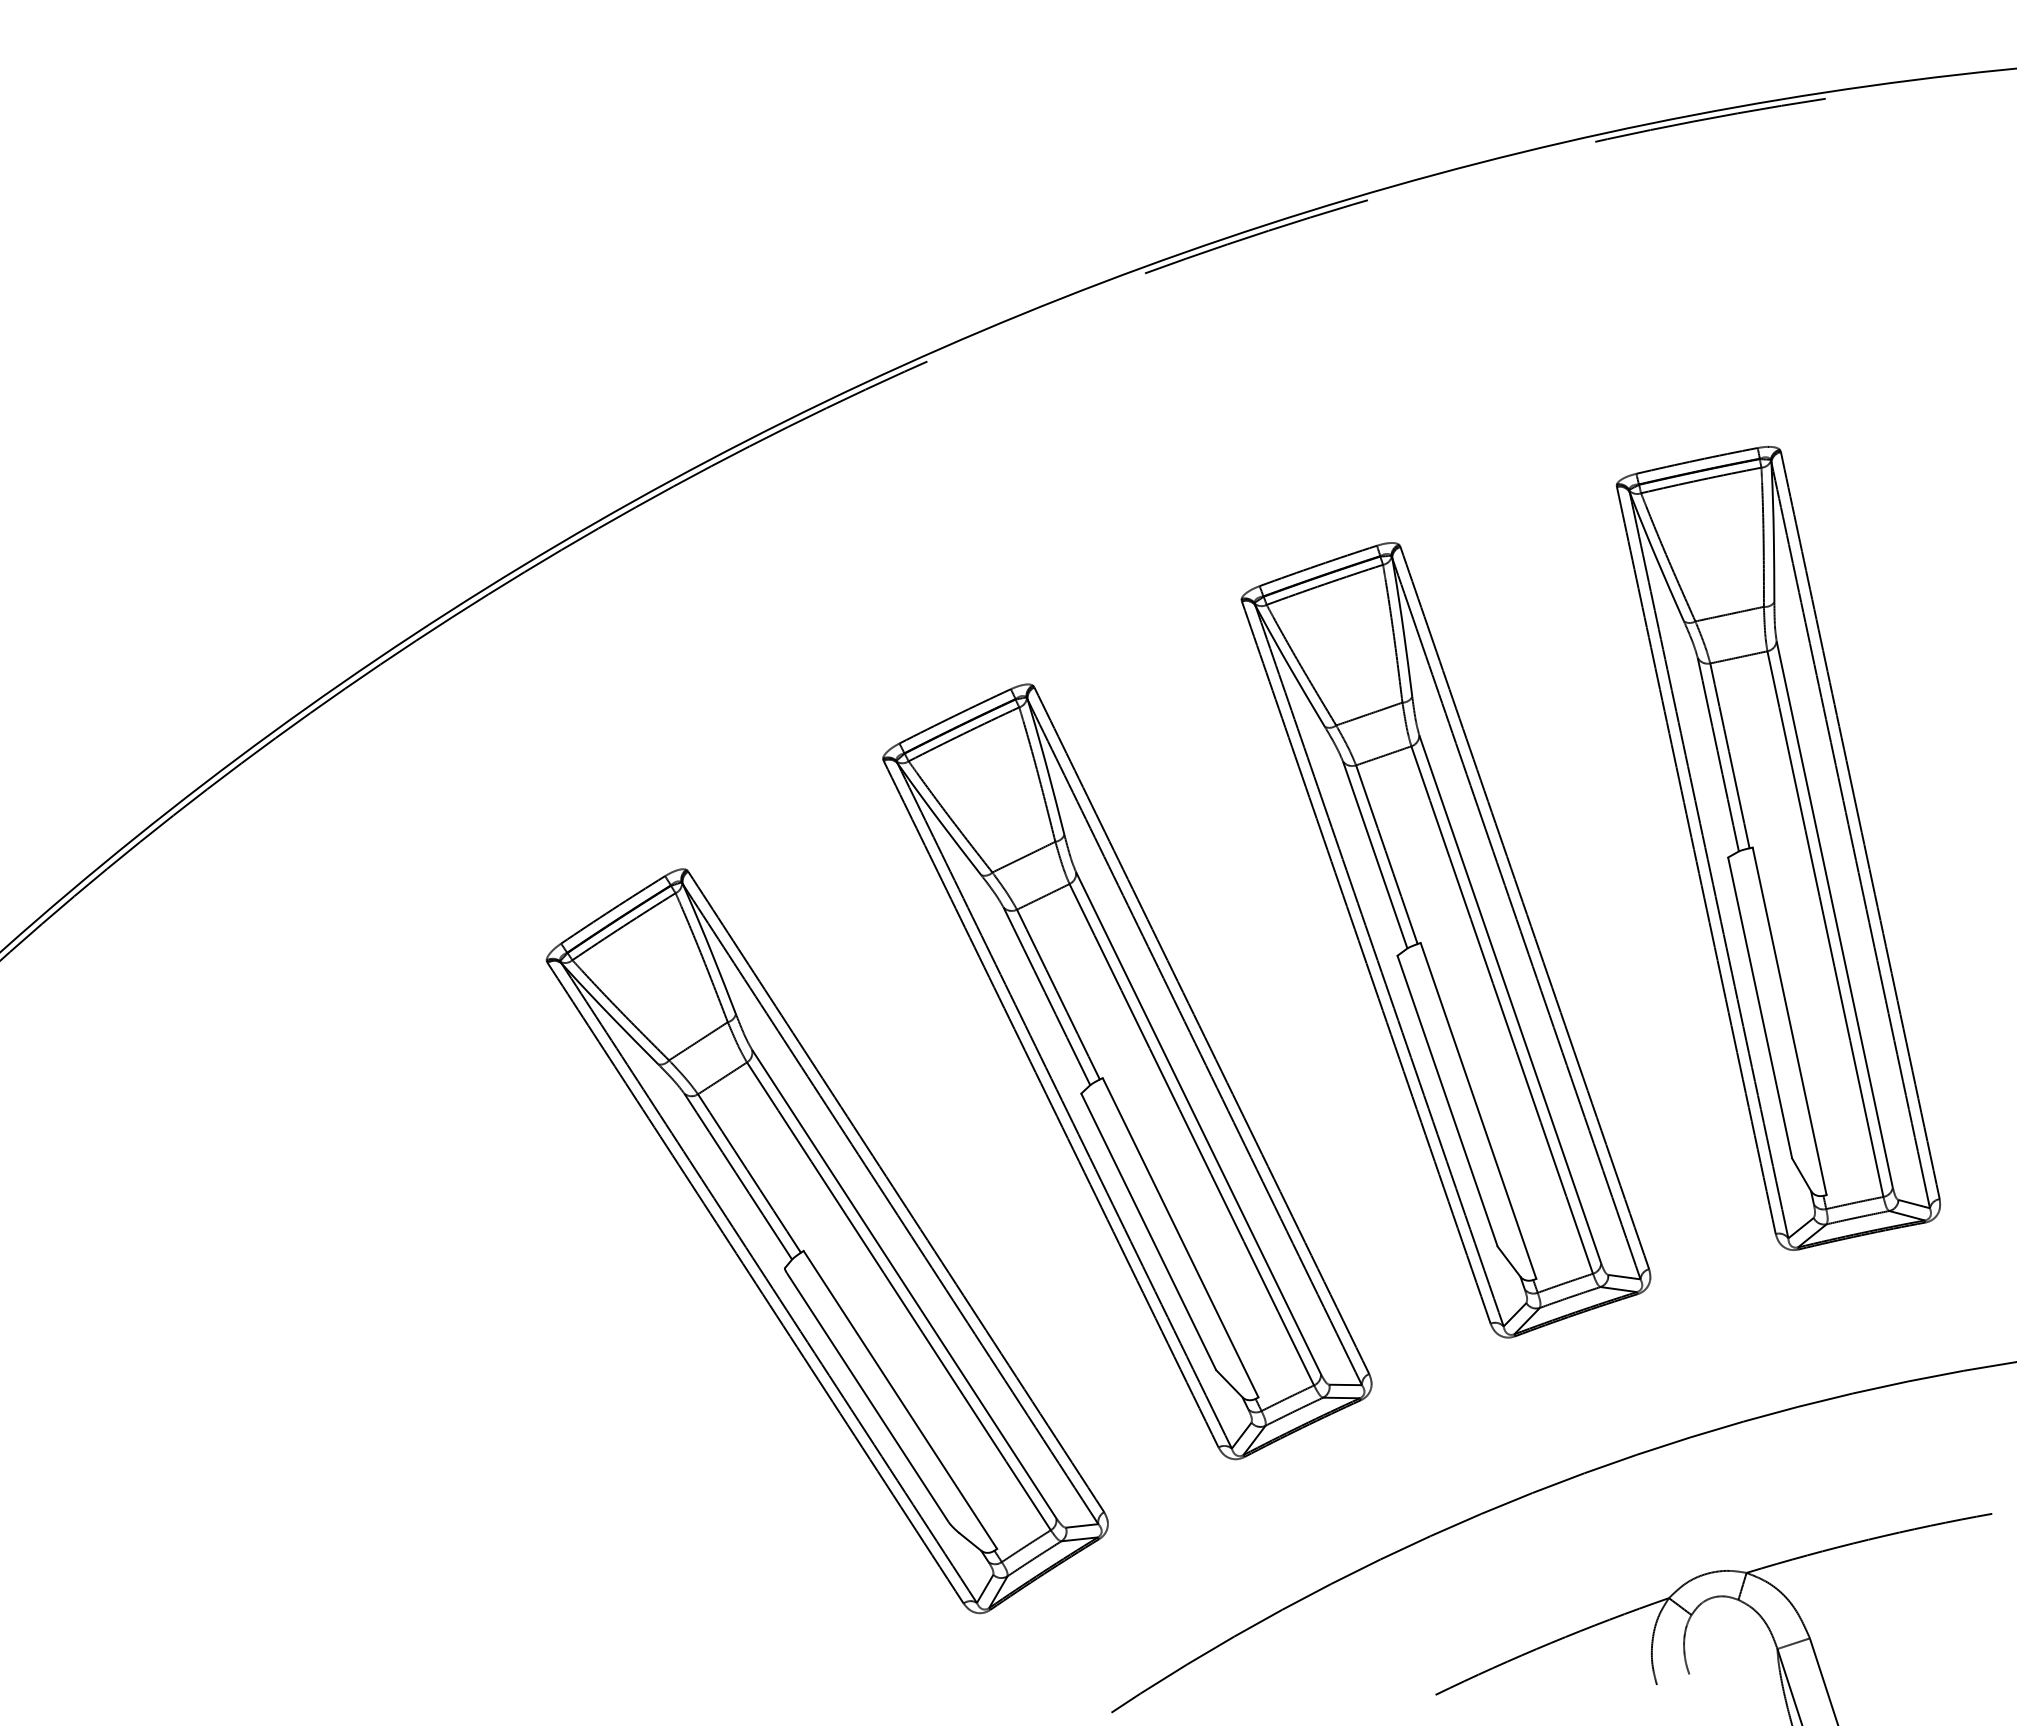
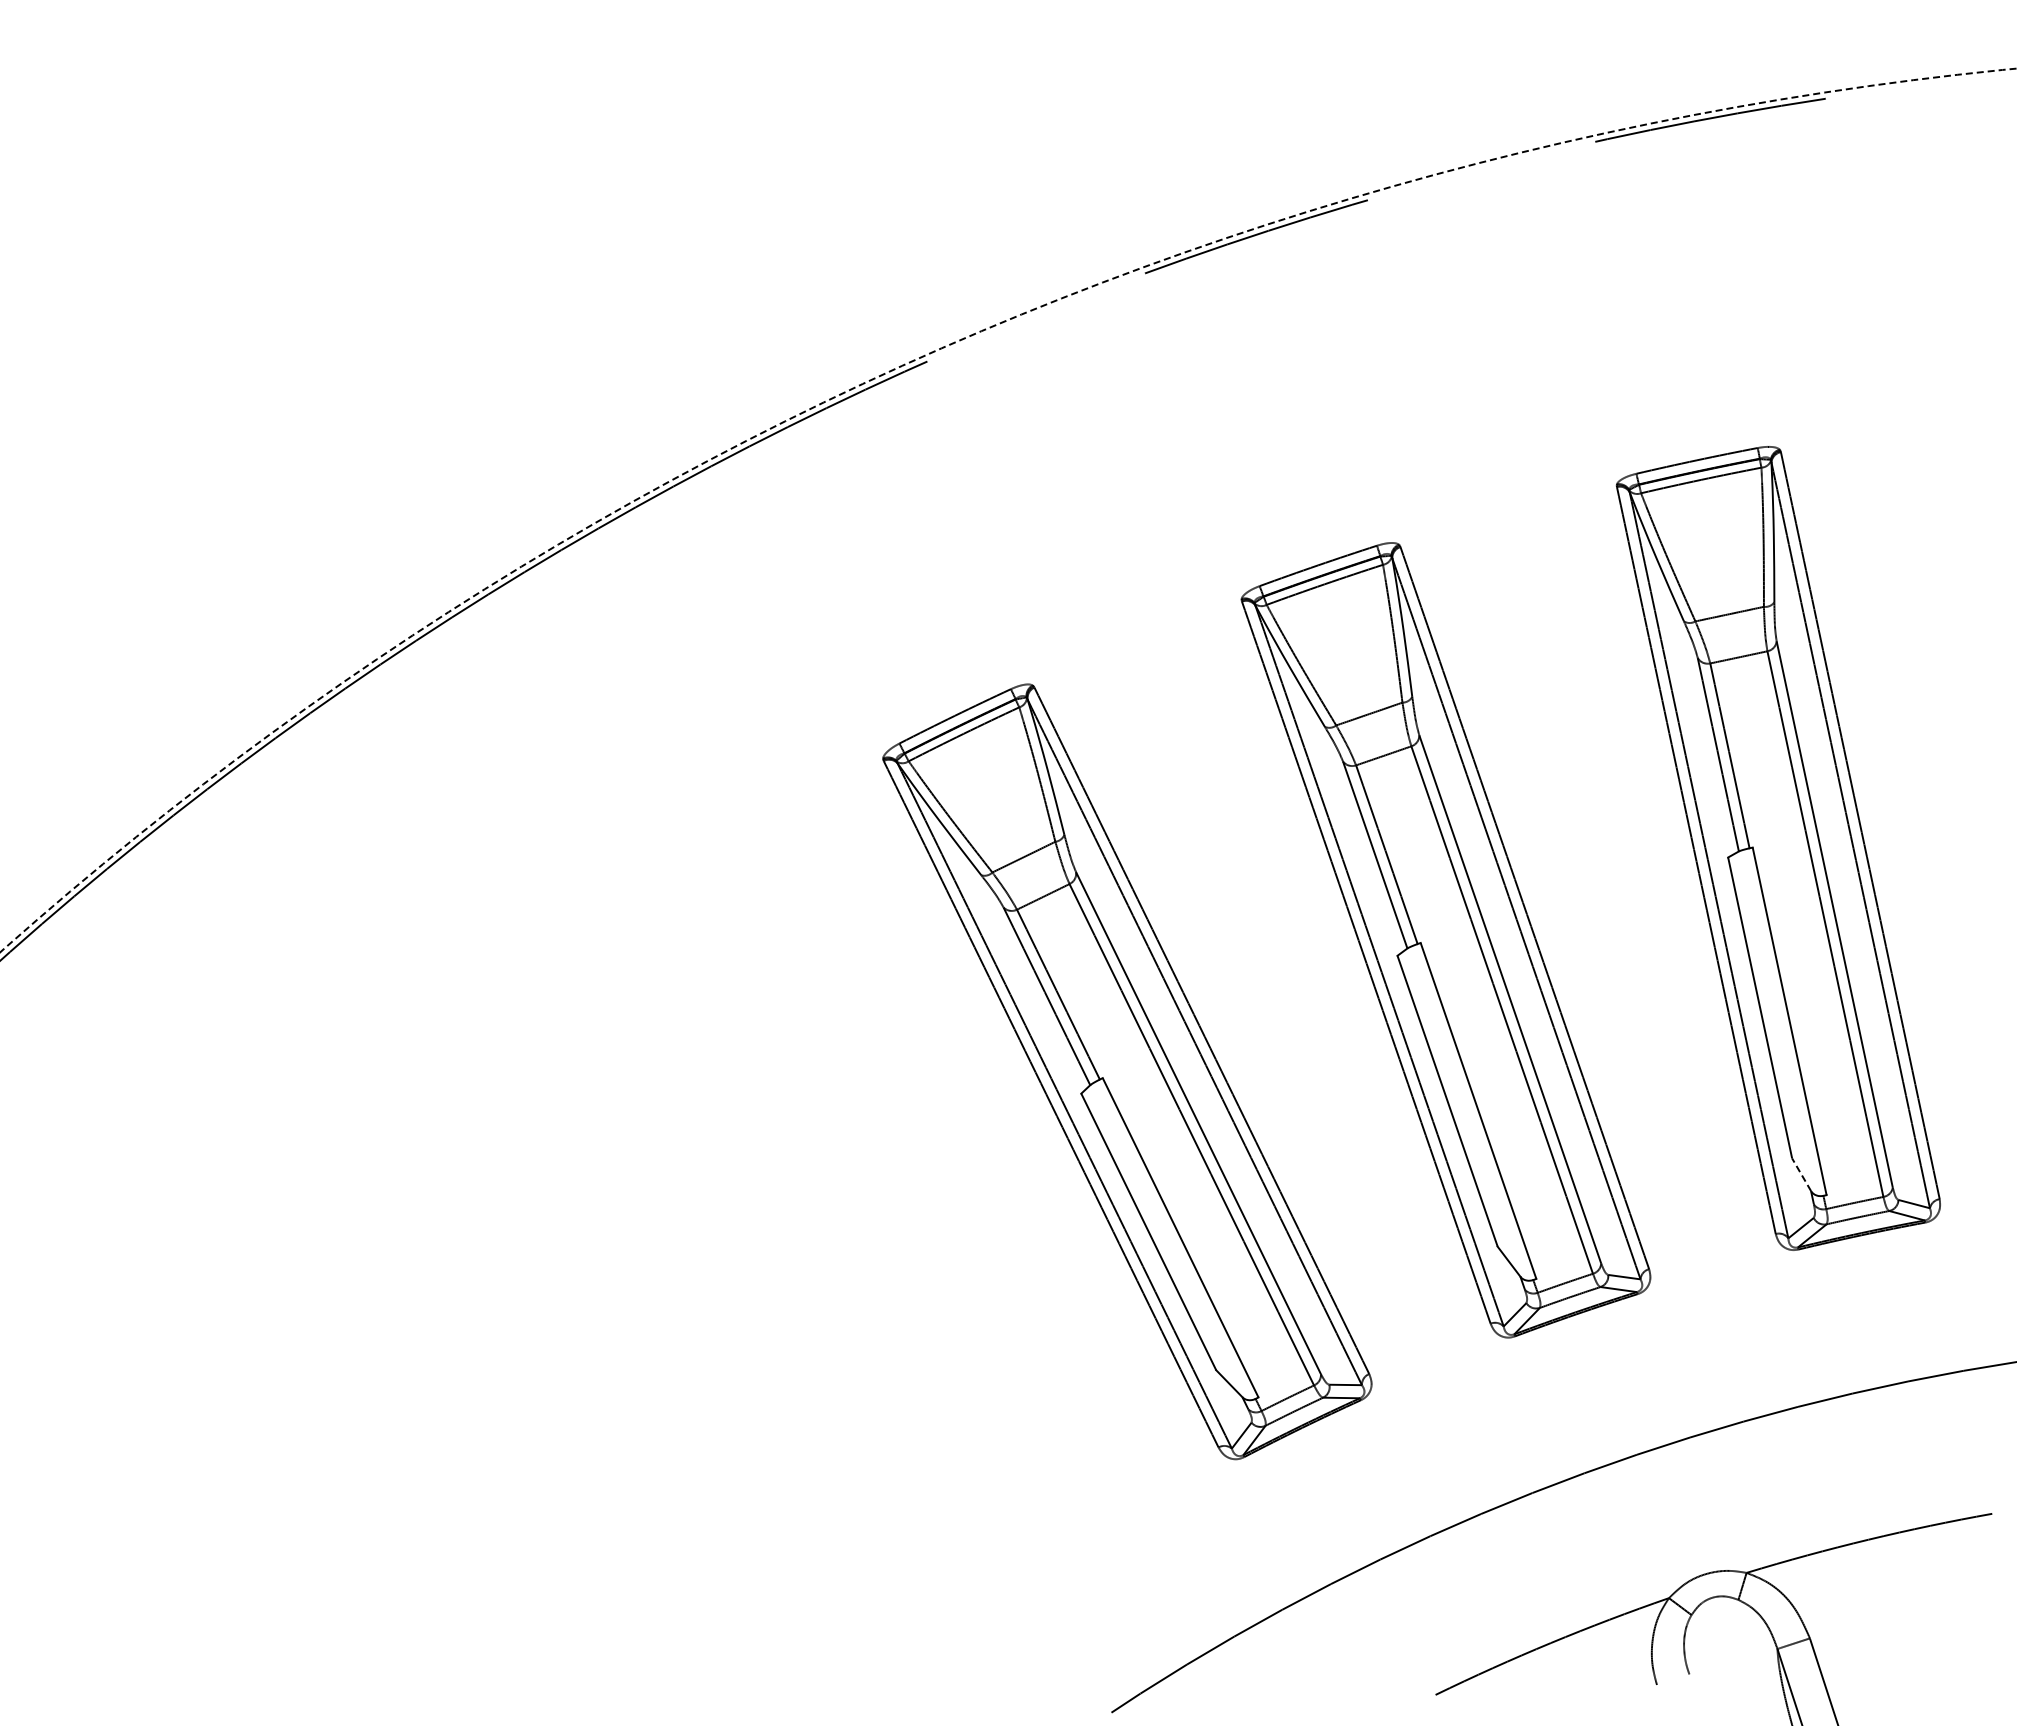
circle: solid -> dashed (1008, 510)
line: solid -> dashed (1801, 1174)
part: present -> none (826, 1241)
